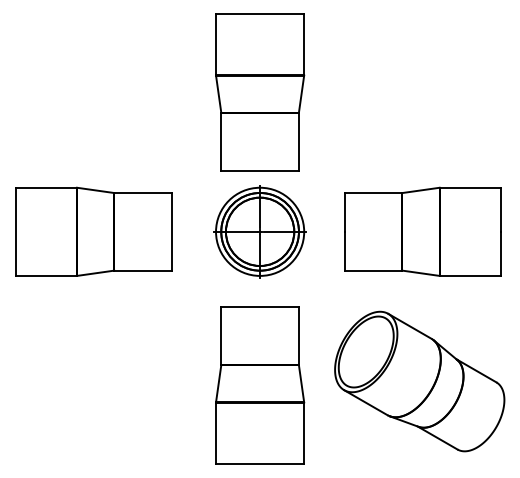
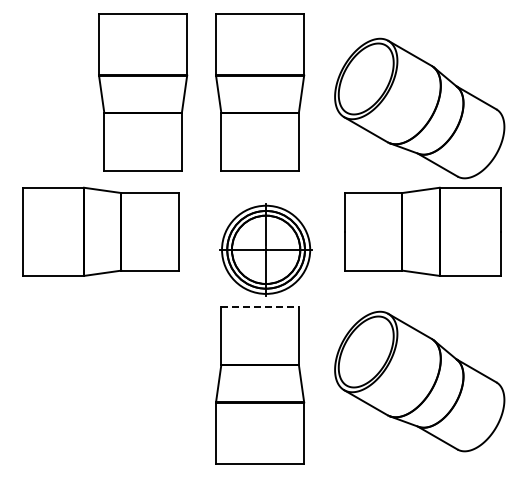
part: none -> present (143, 92)
part: none -> present (419, 108)
part position: (93, 231) -> (100, 231) (100, 231)
part position: (259, 231) -> (265, 249) (265, 249)
line: solid -> dashed (260, 307)
